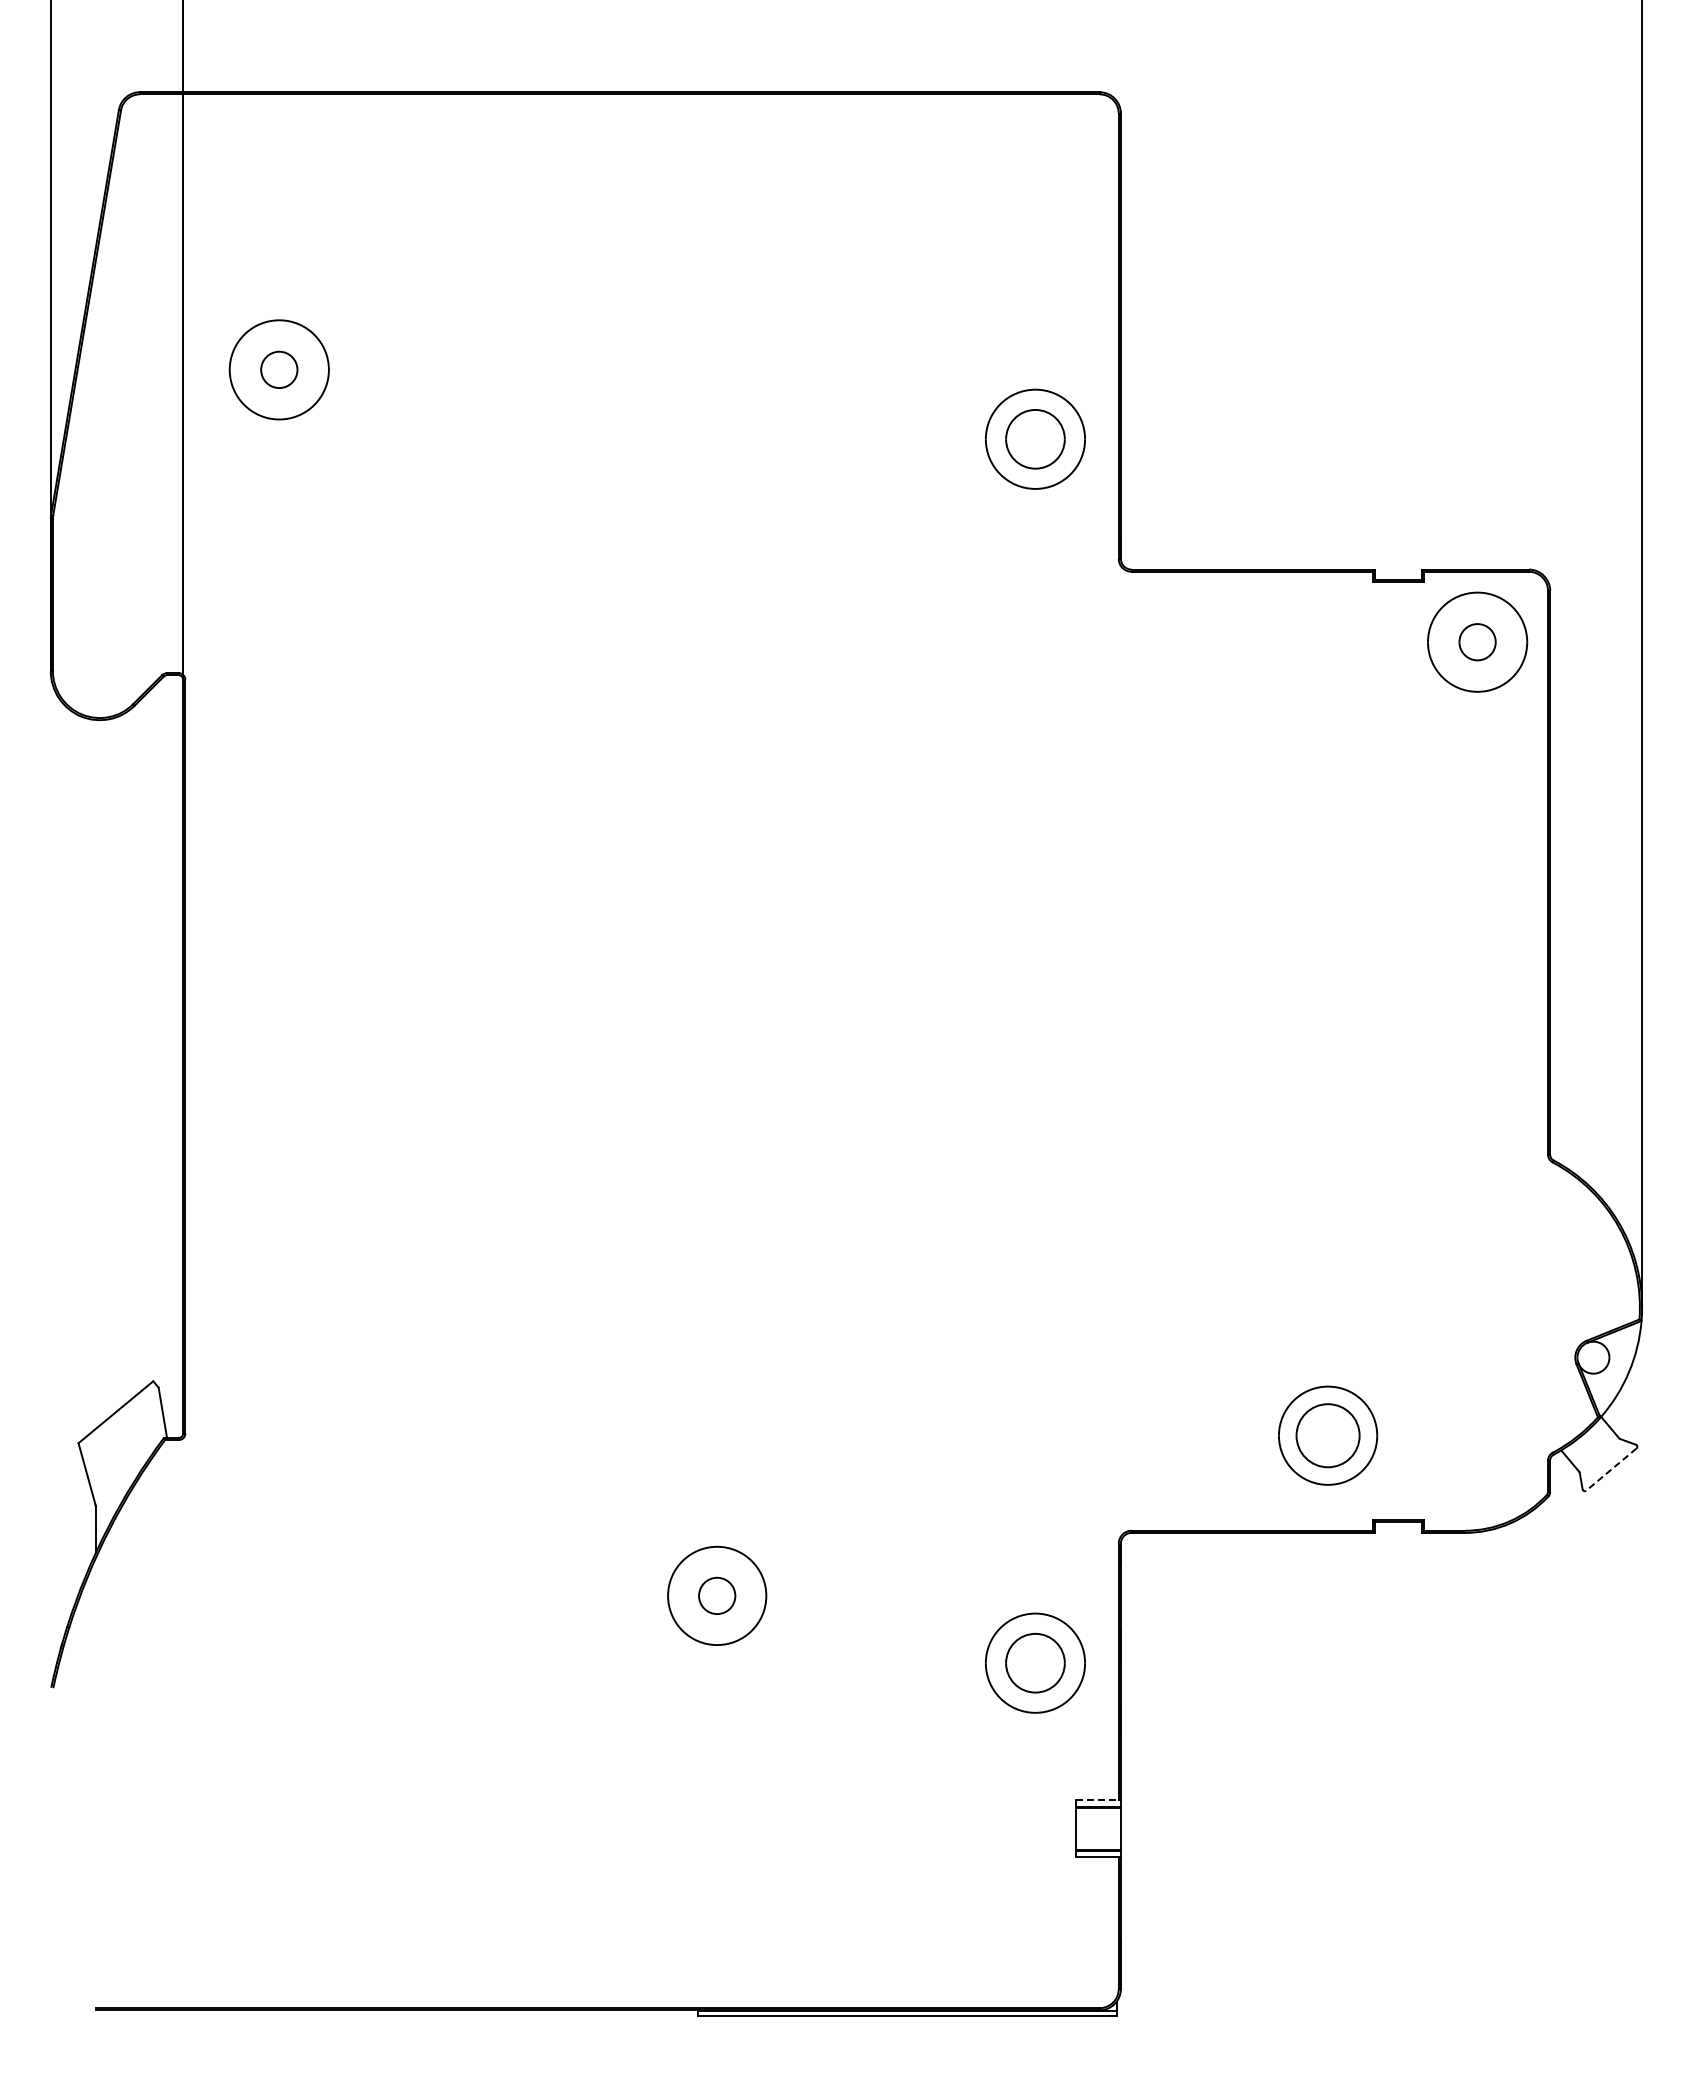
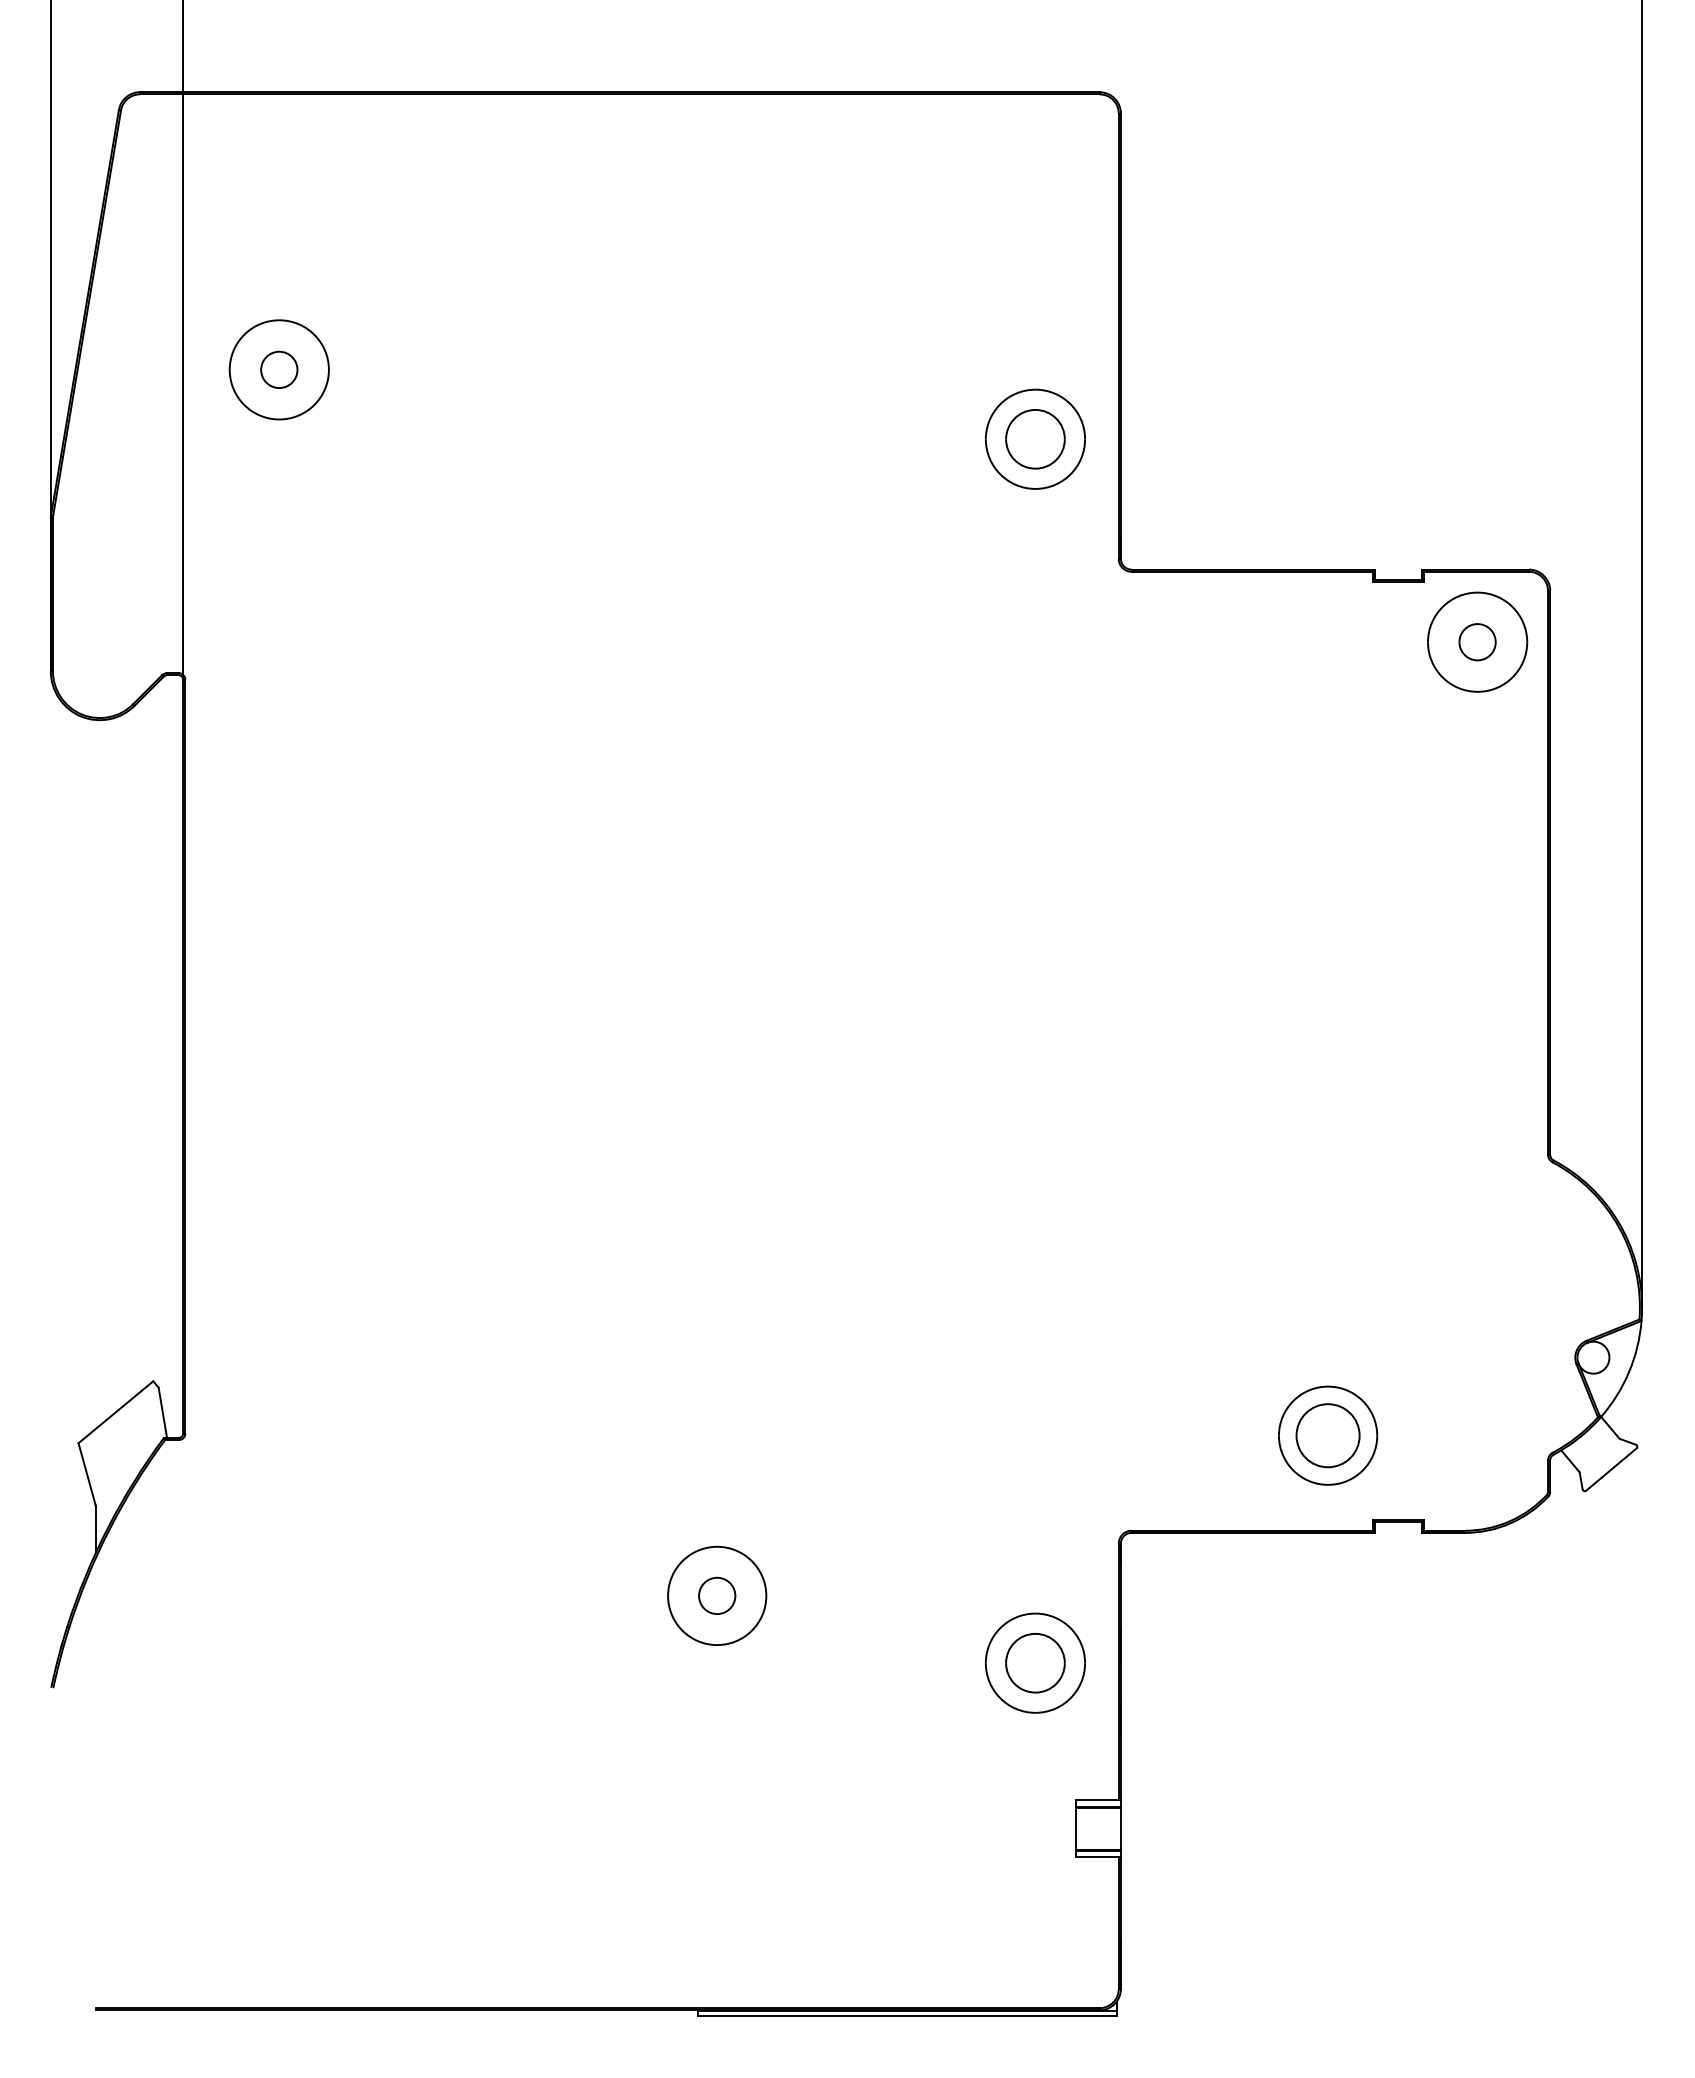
line: dashed -> solid (1611, 1469)
line: dashed -> solid (1097, 1800)
